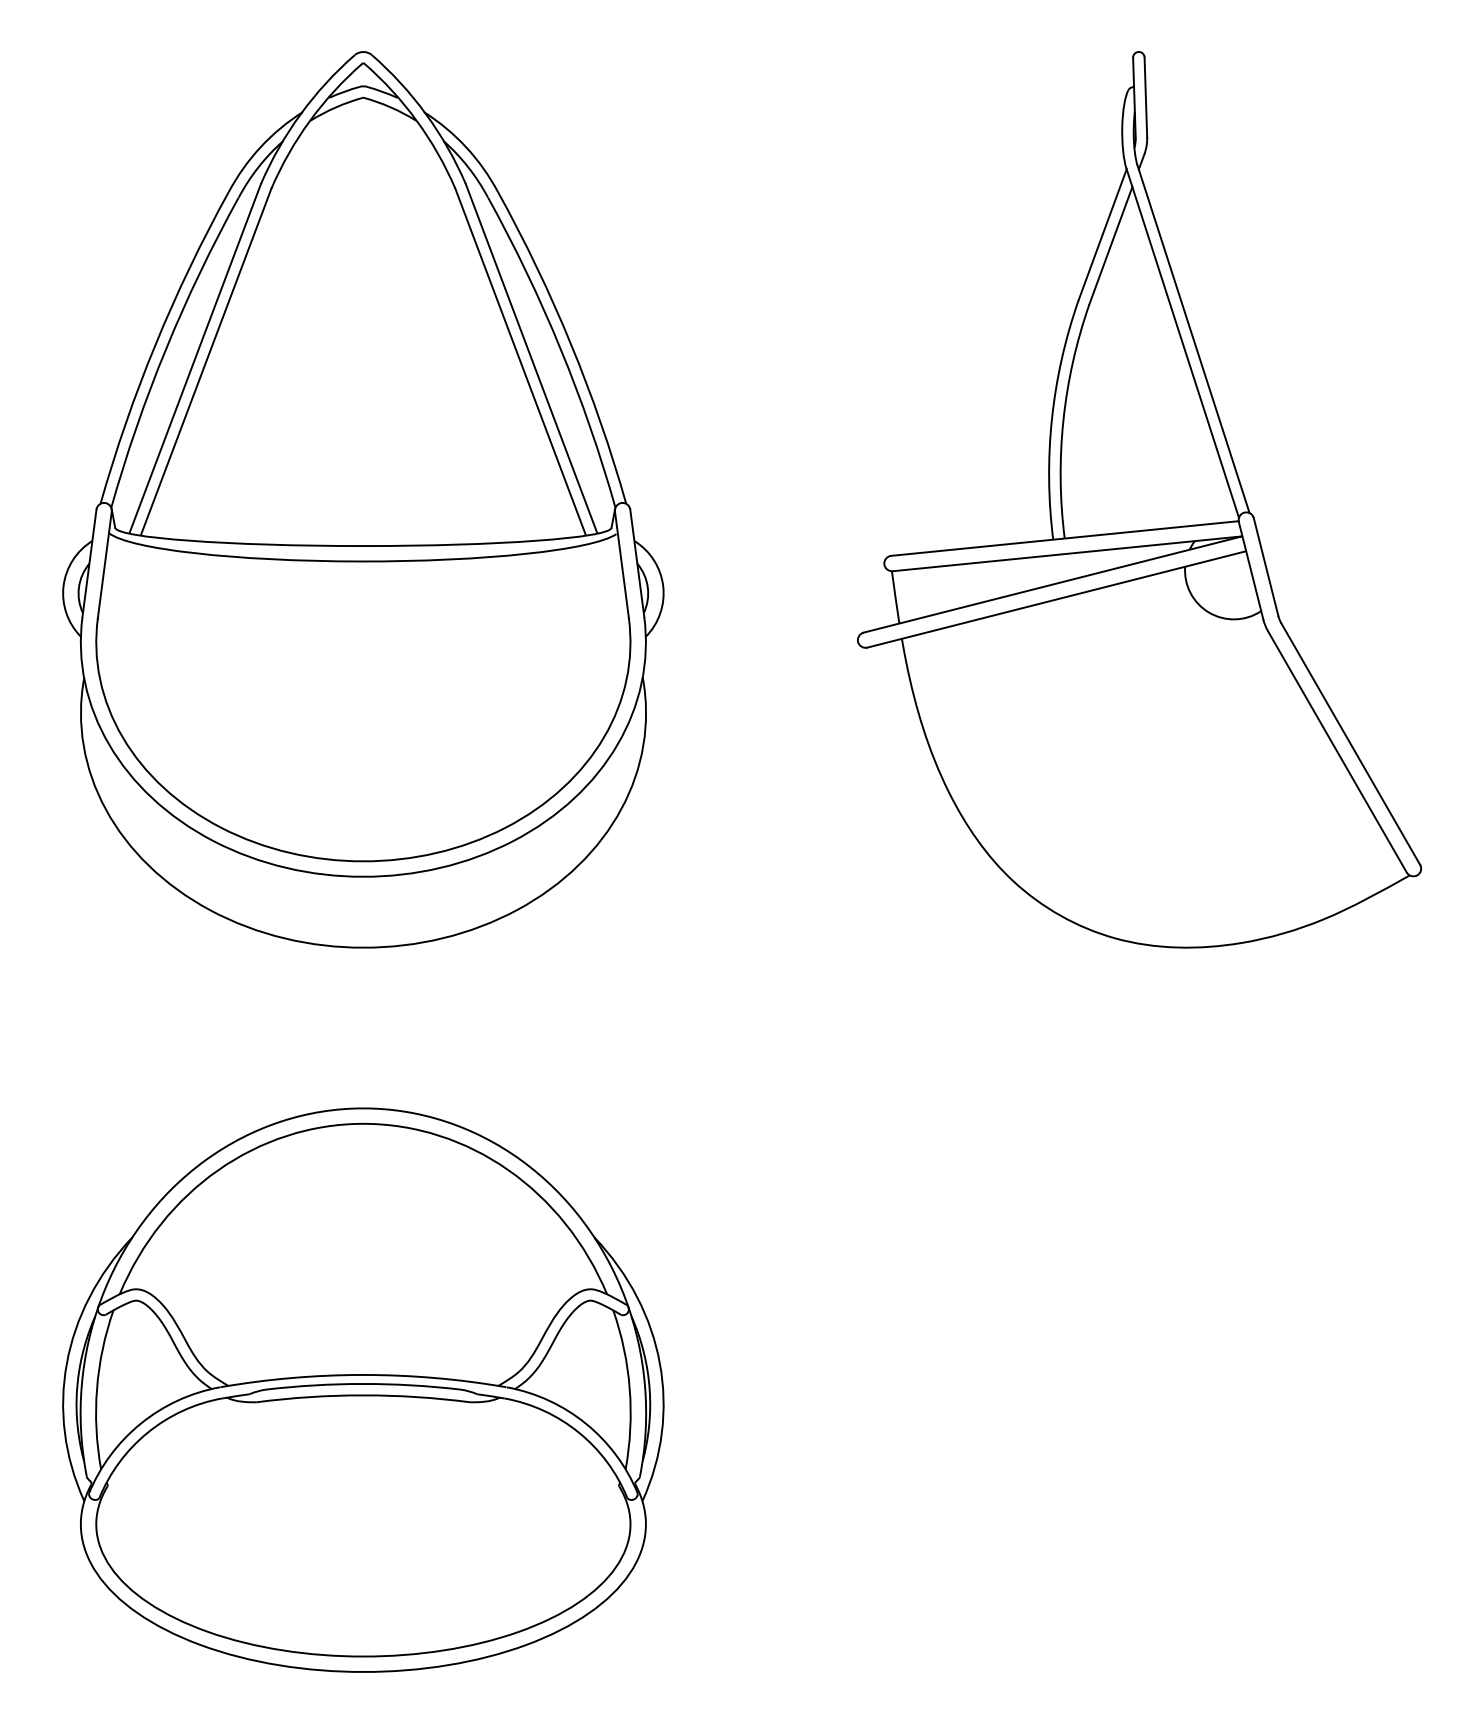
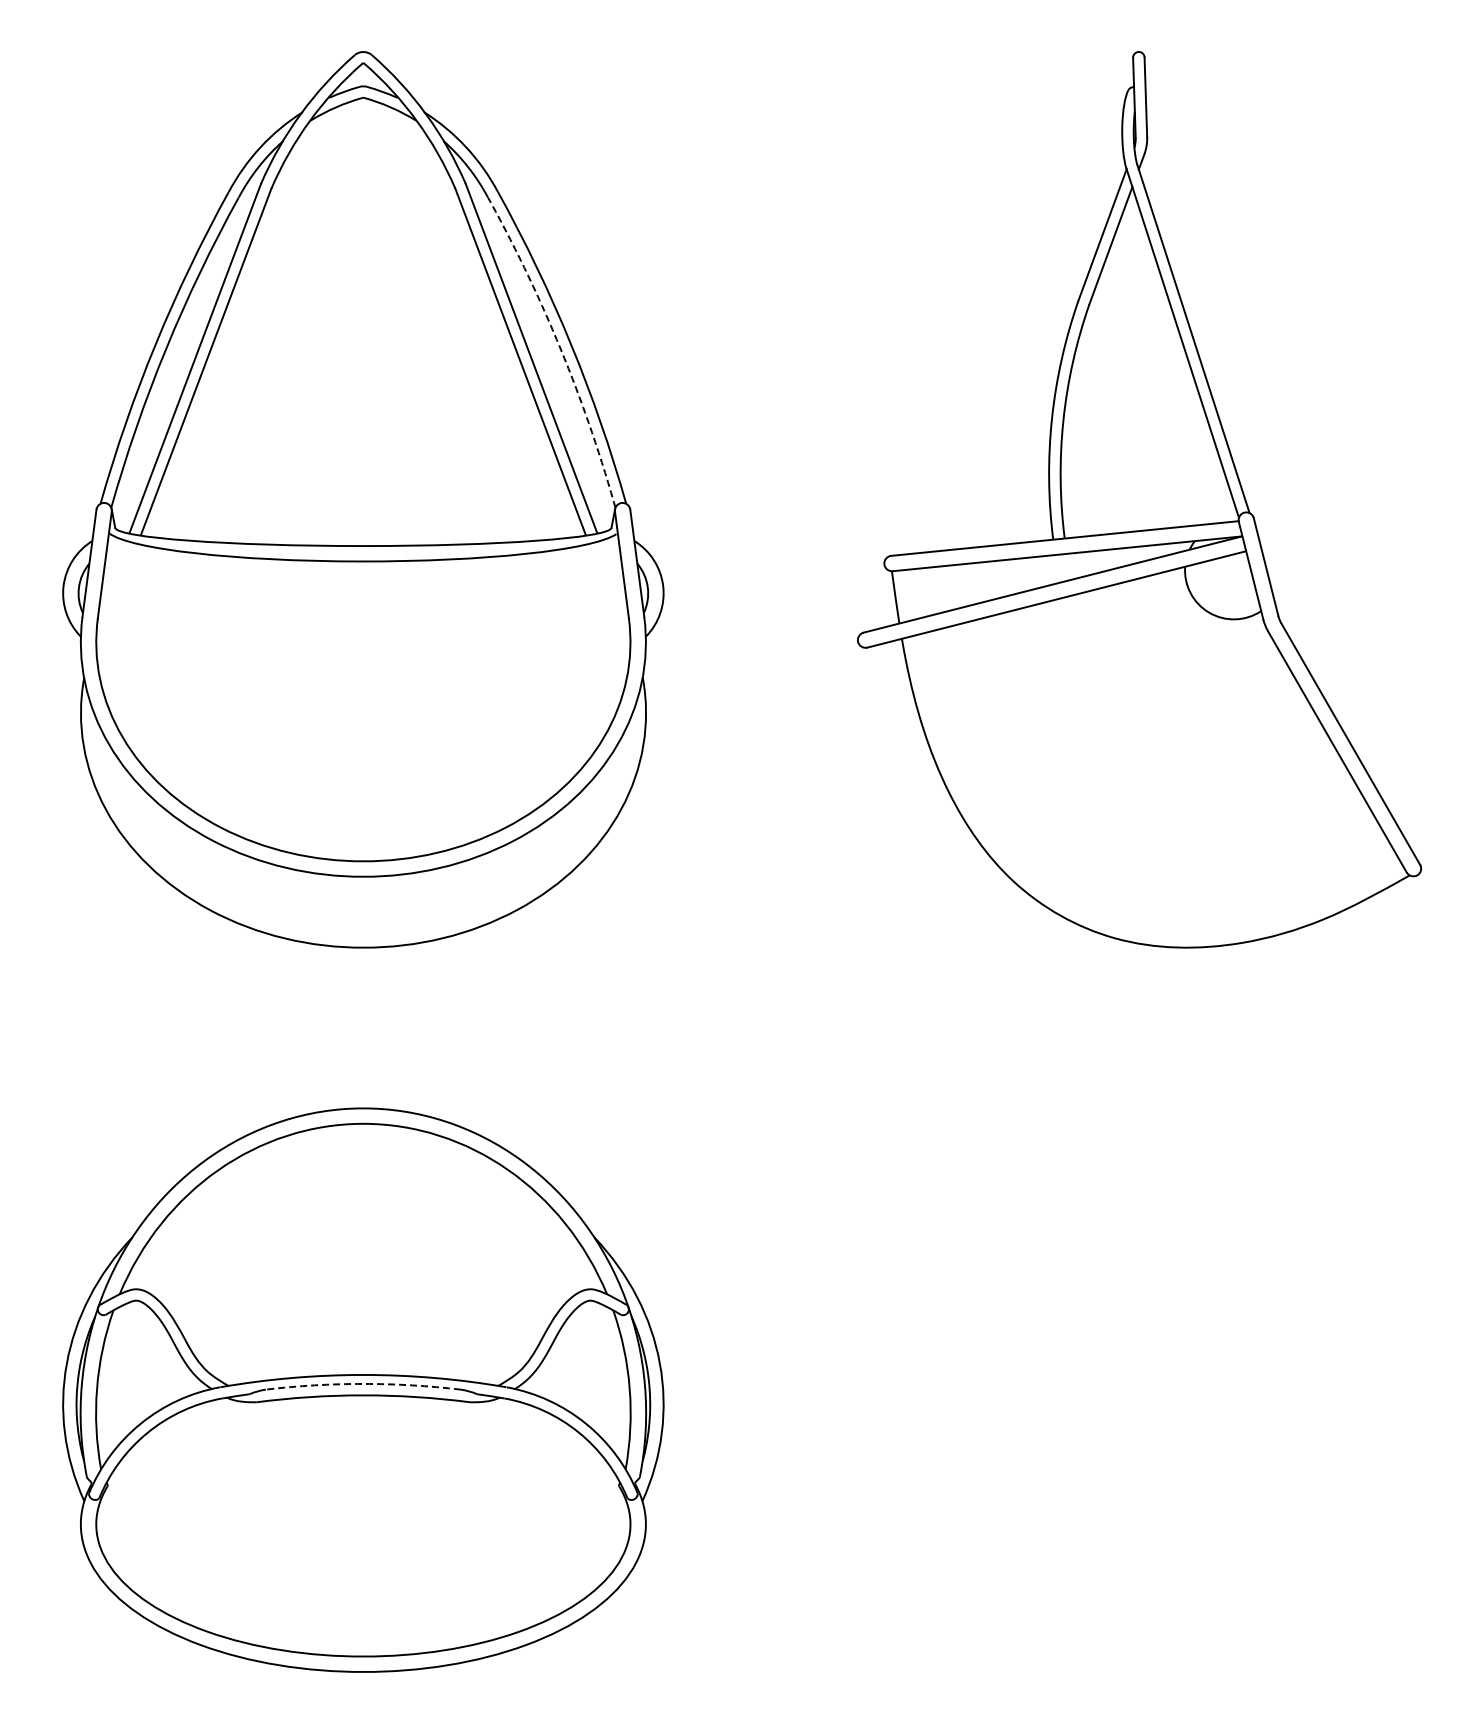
arc: solid -> dashed (560, 349)
arc: solid -> dashed (363, 1383)
